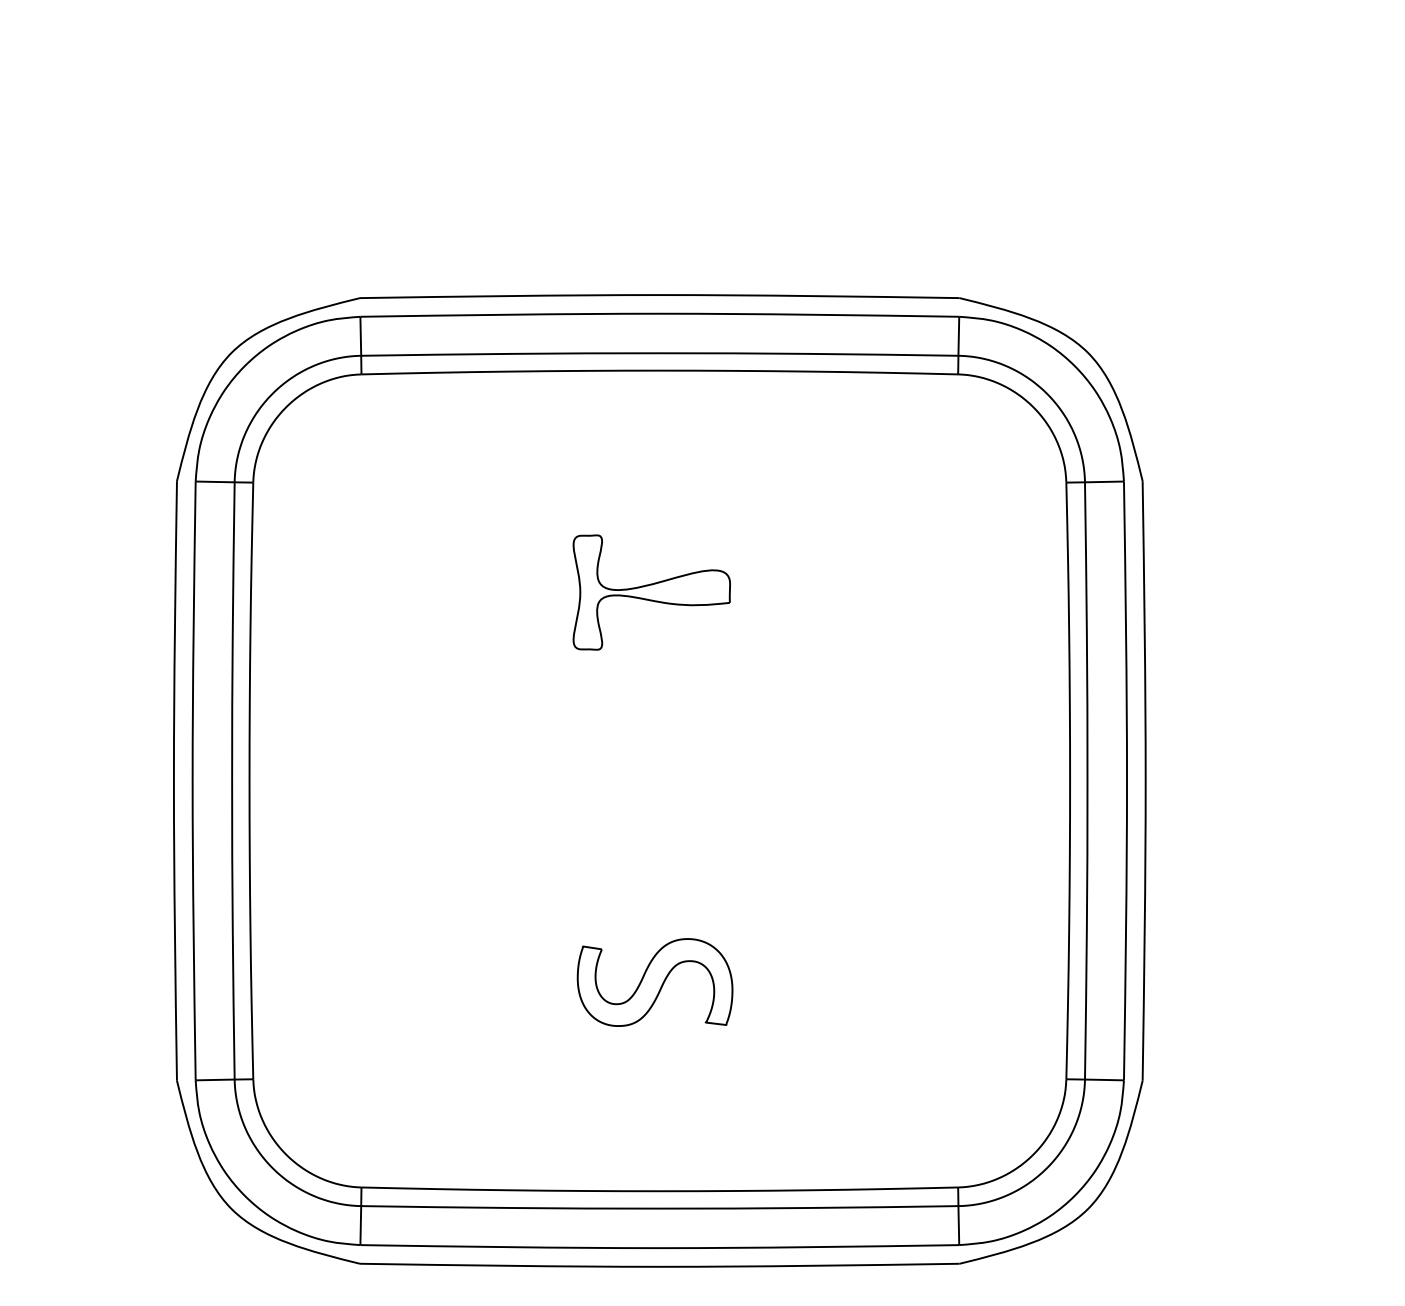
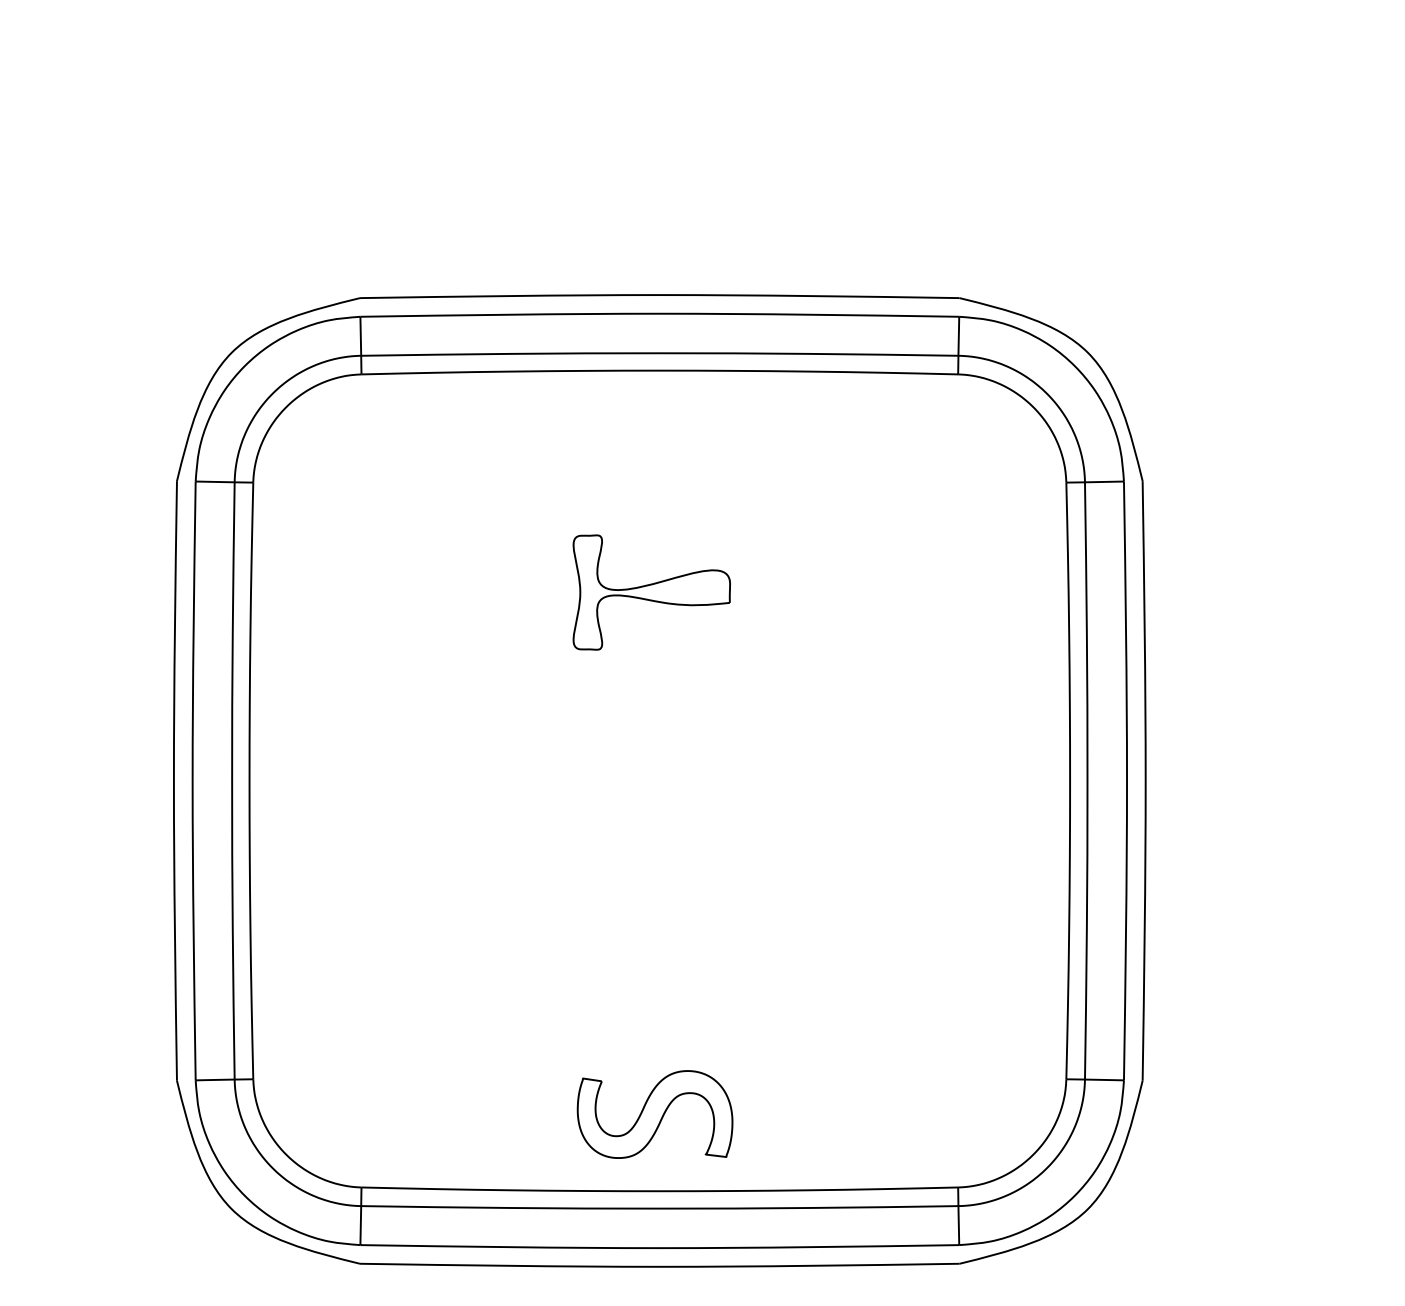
part position: (654, 982) -> (654, 1114) (654, 1114)
